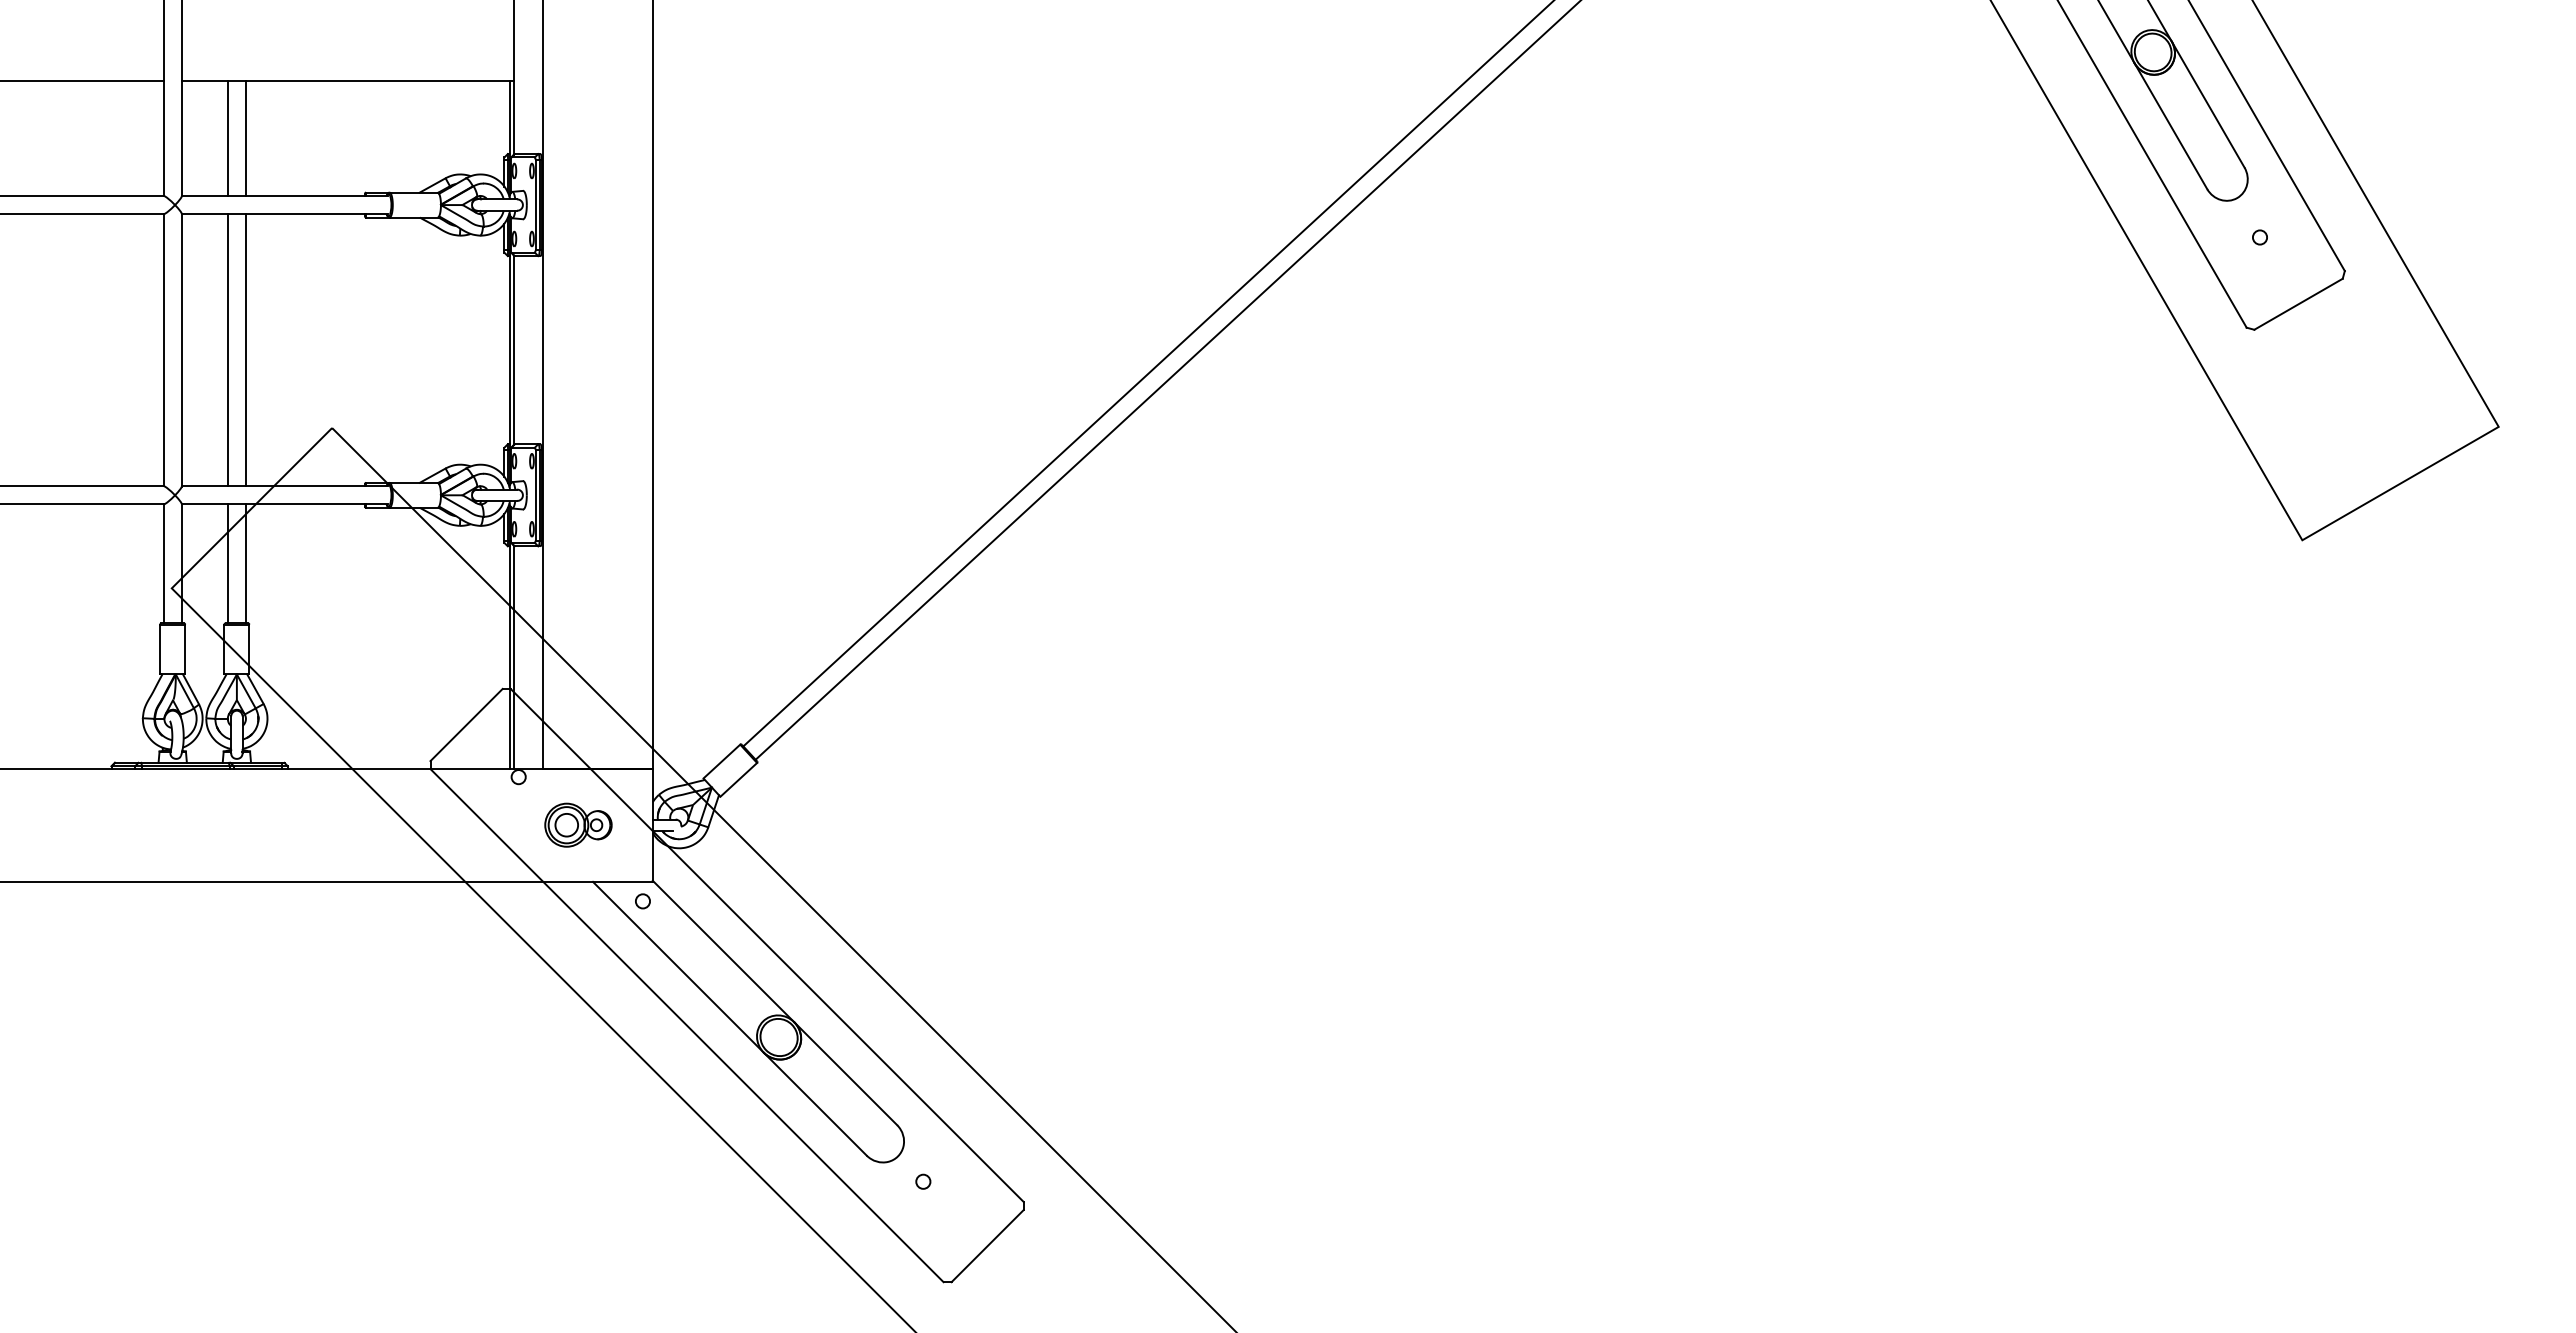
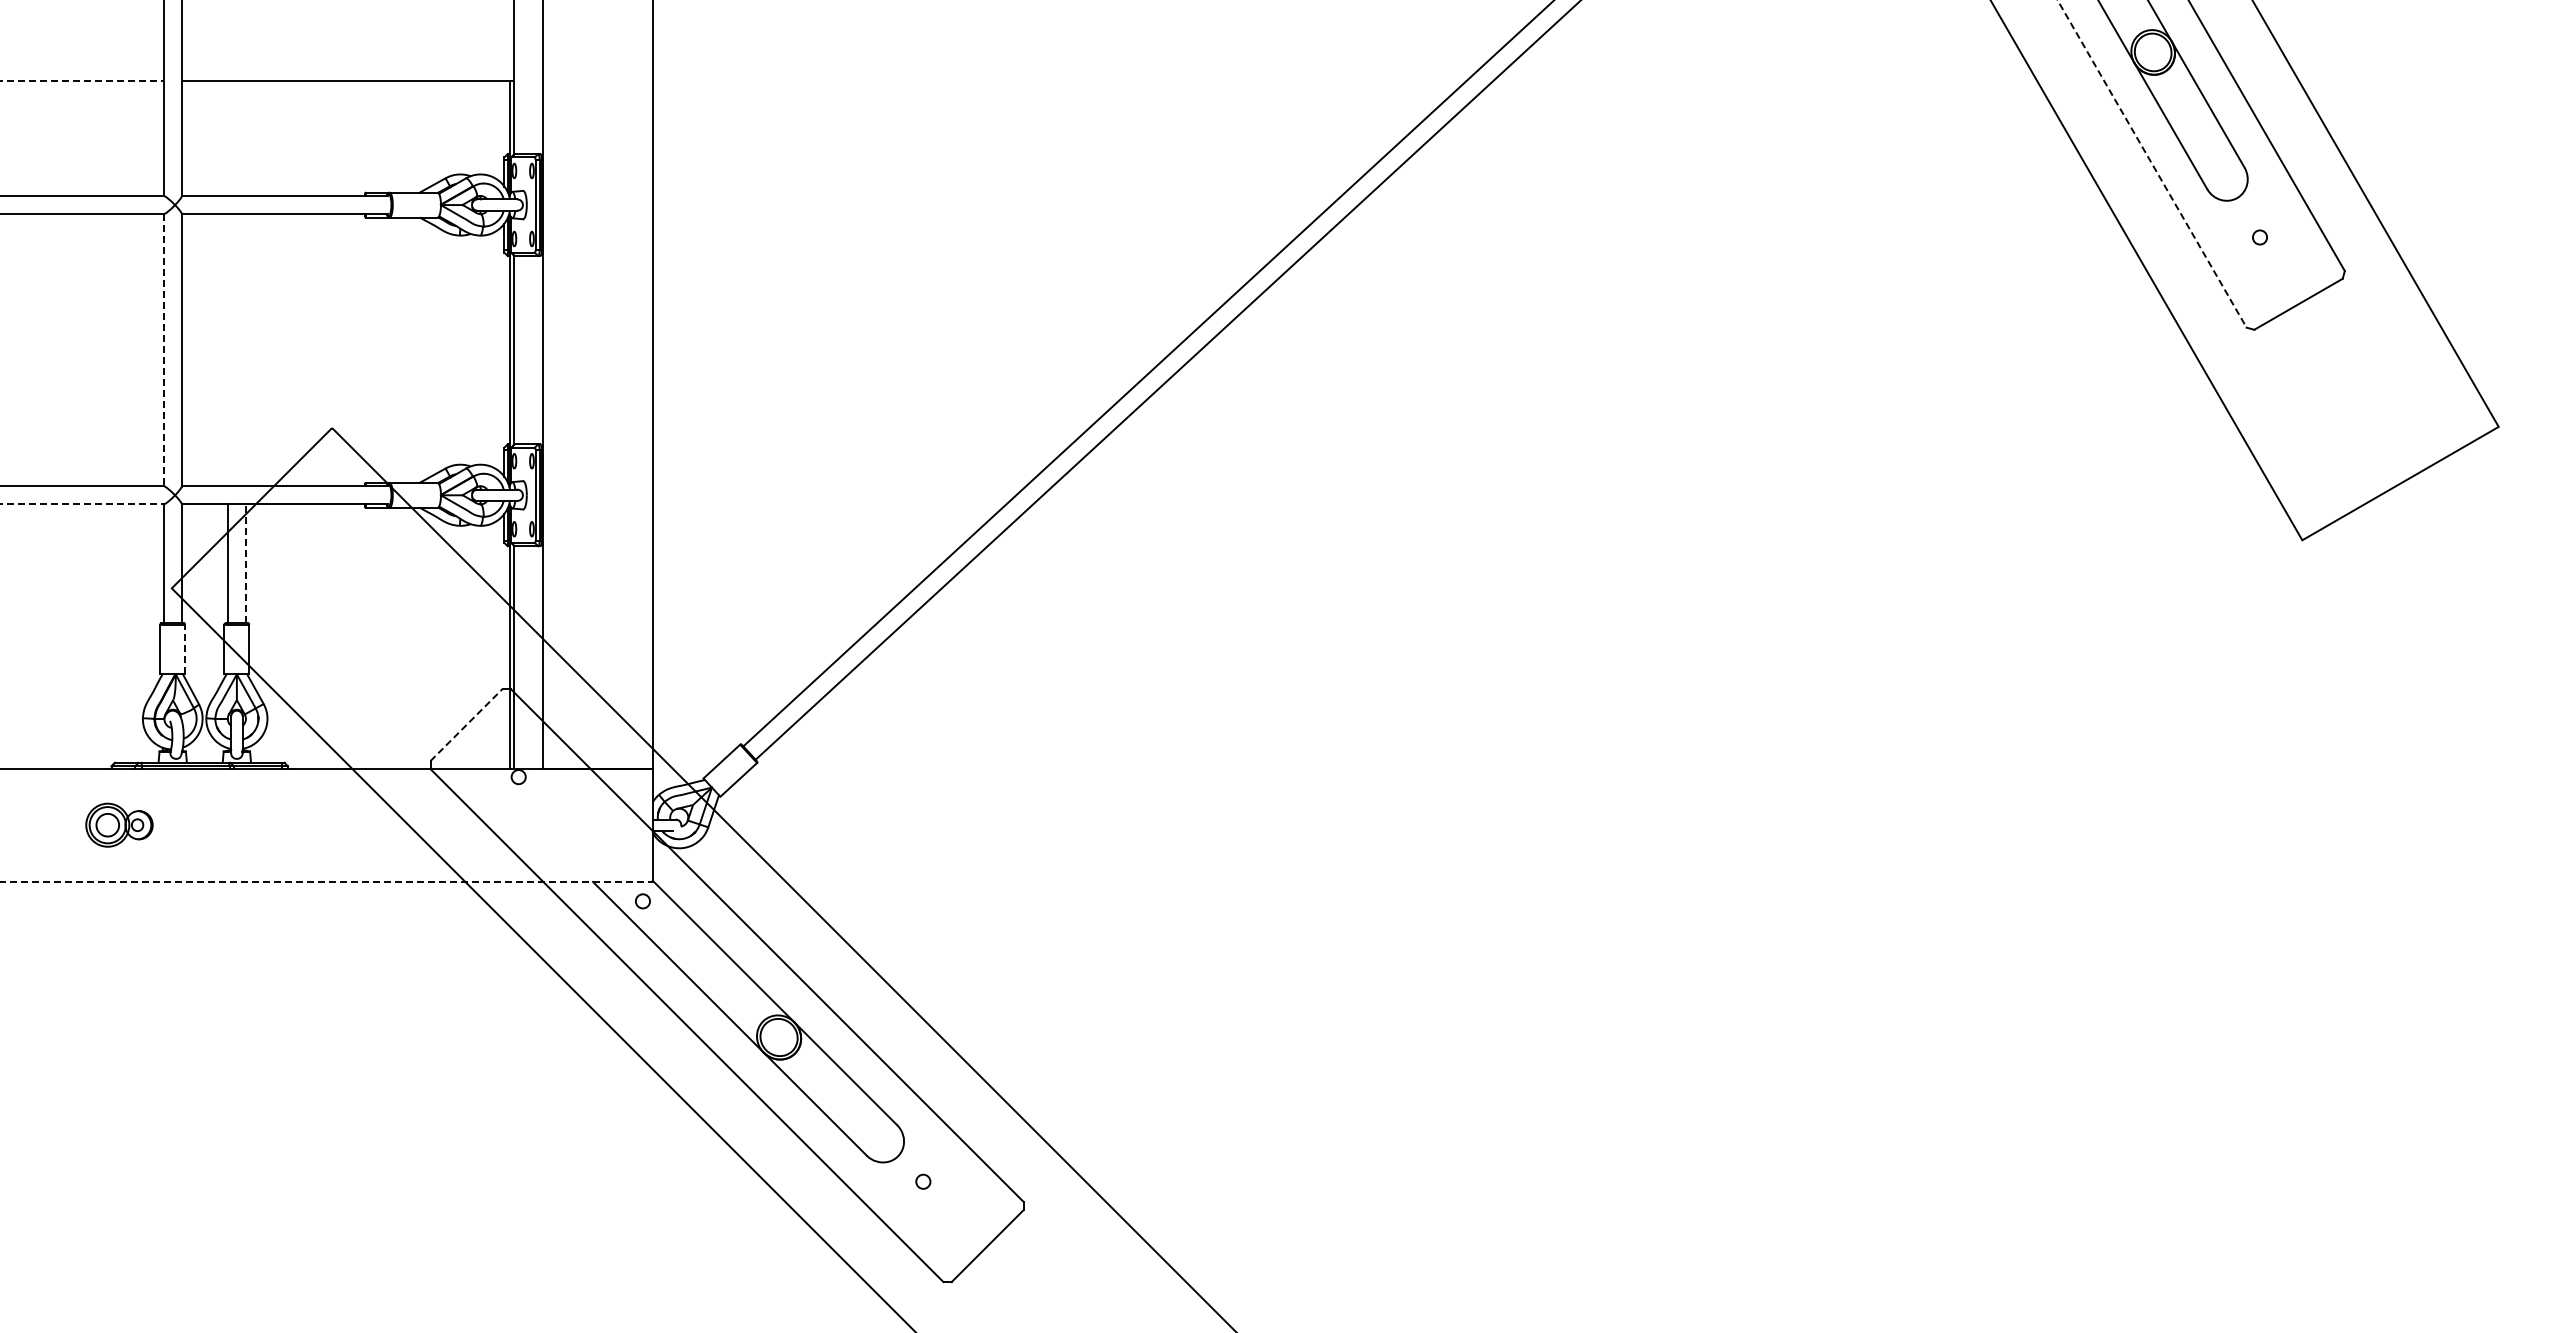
line: solid -> dashed (81, 81)
line: present -> none (227, 138)
line: present -> none (245, 138)
line: solid -> dashed (2152, 164)
line: solid -> dashed (163, 350)
line: present -> none (227, 350)
line: present -> none (245, 350)
line: solid -> dashed (82, 504)
line: solid -> dashed (245, 563)
line: solid -> dashed (185, 649)
line: solid -> dashed (466, 724)
part position: (578, 824) -> (119, 824) (119, 824)
line: solid -> dashed (327, 881)
